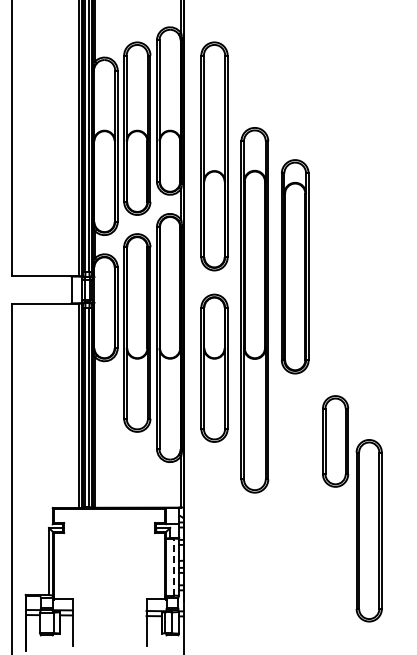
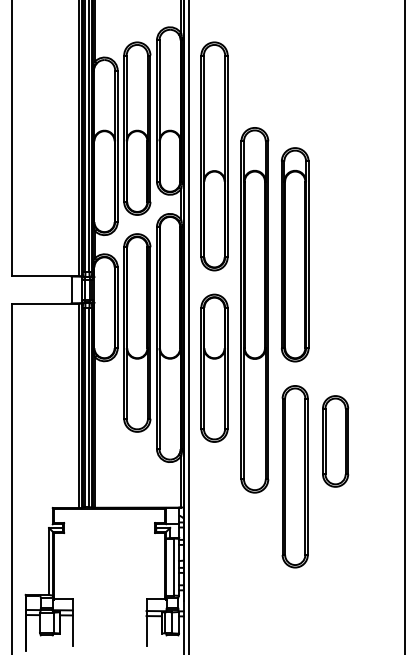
part position: (295, 266) -> (295, 254) (295, 254)
line: none -> present (189, 326)
line: none -> present (404, 326)
part position: (368, 530) -> (294, 476) (294, 476)
line: dashed -> solid (173, 567)
